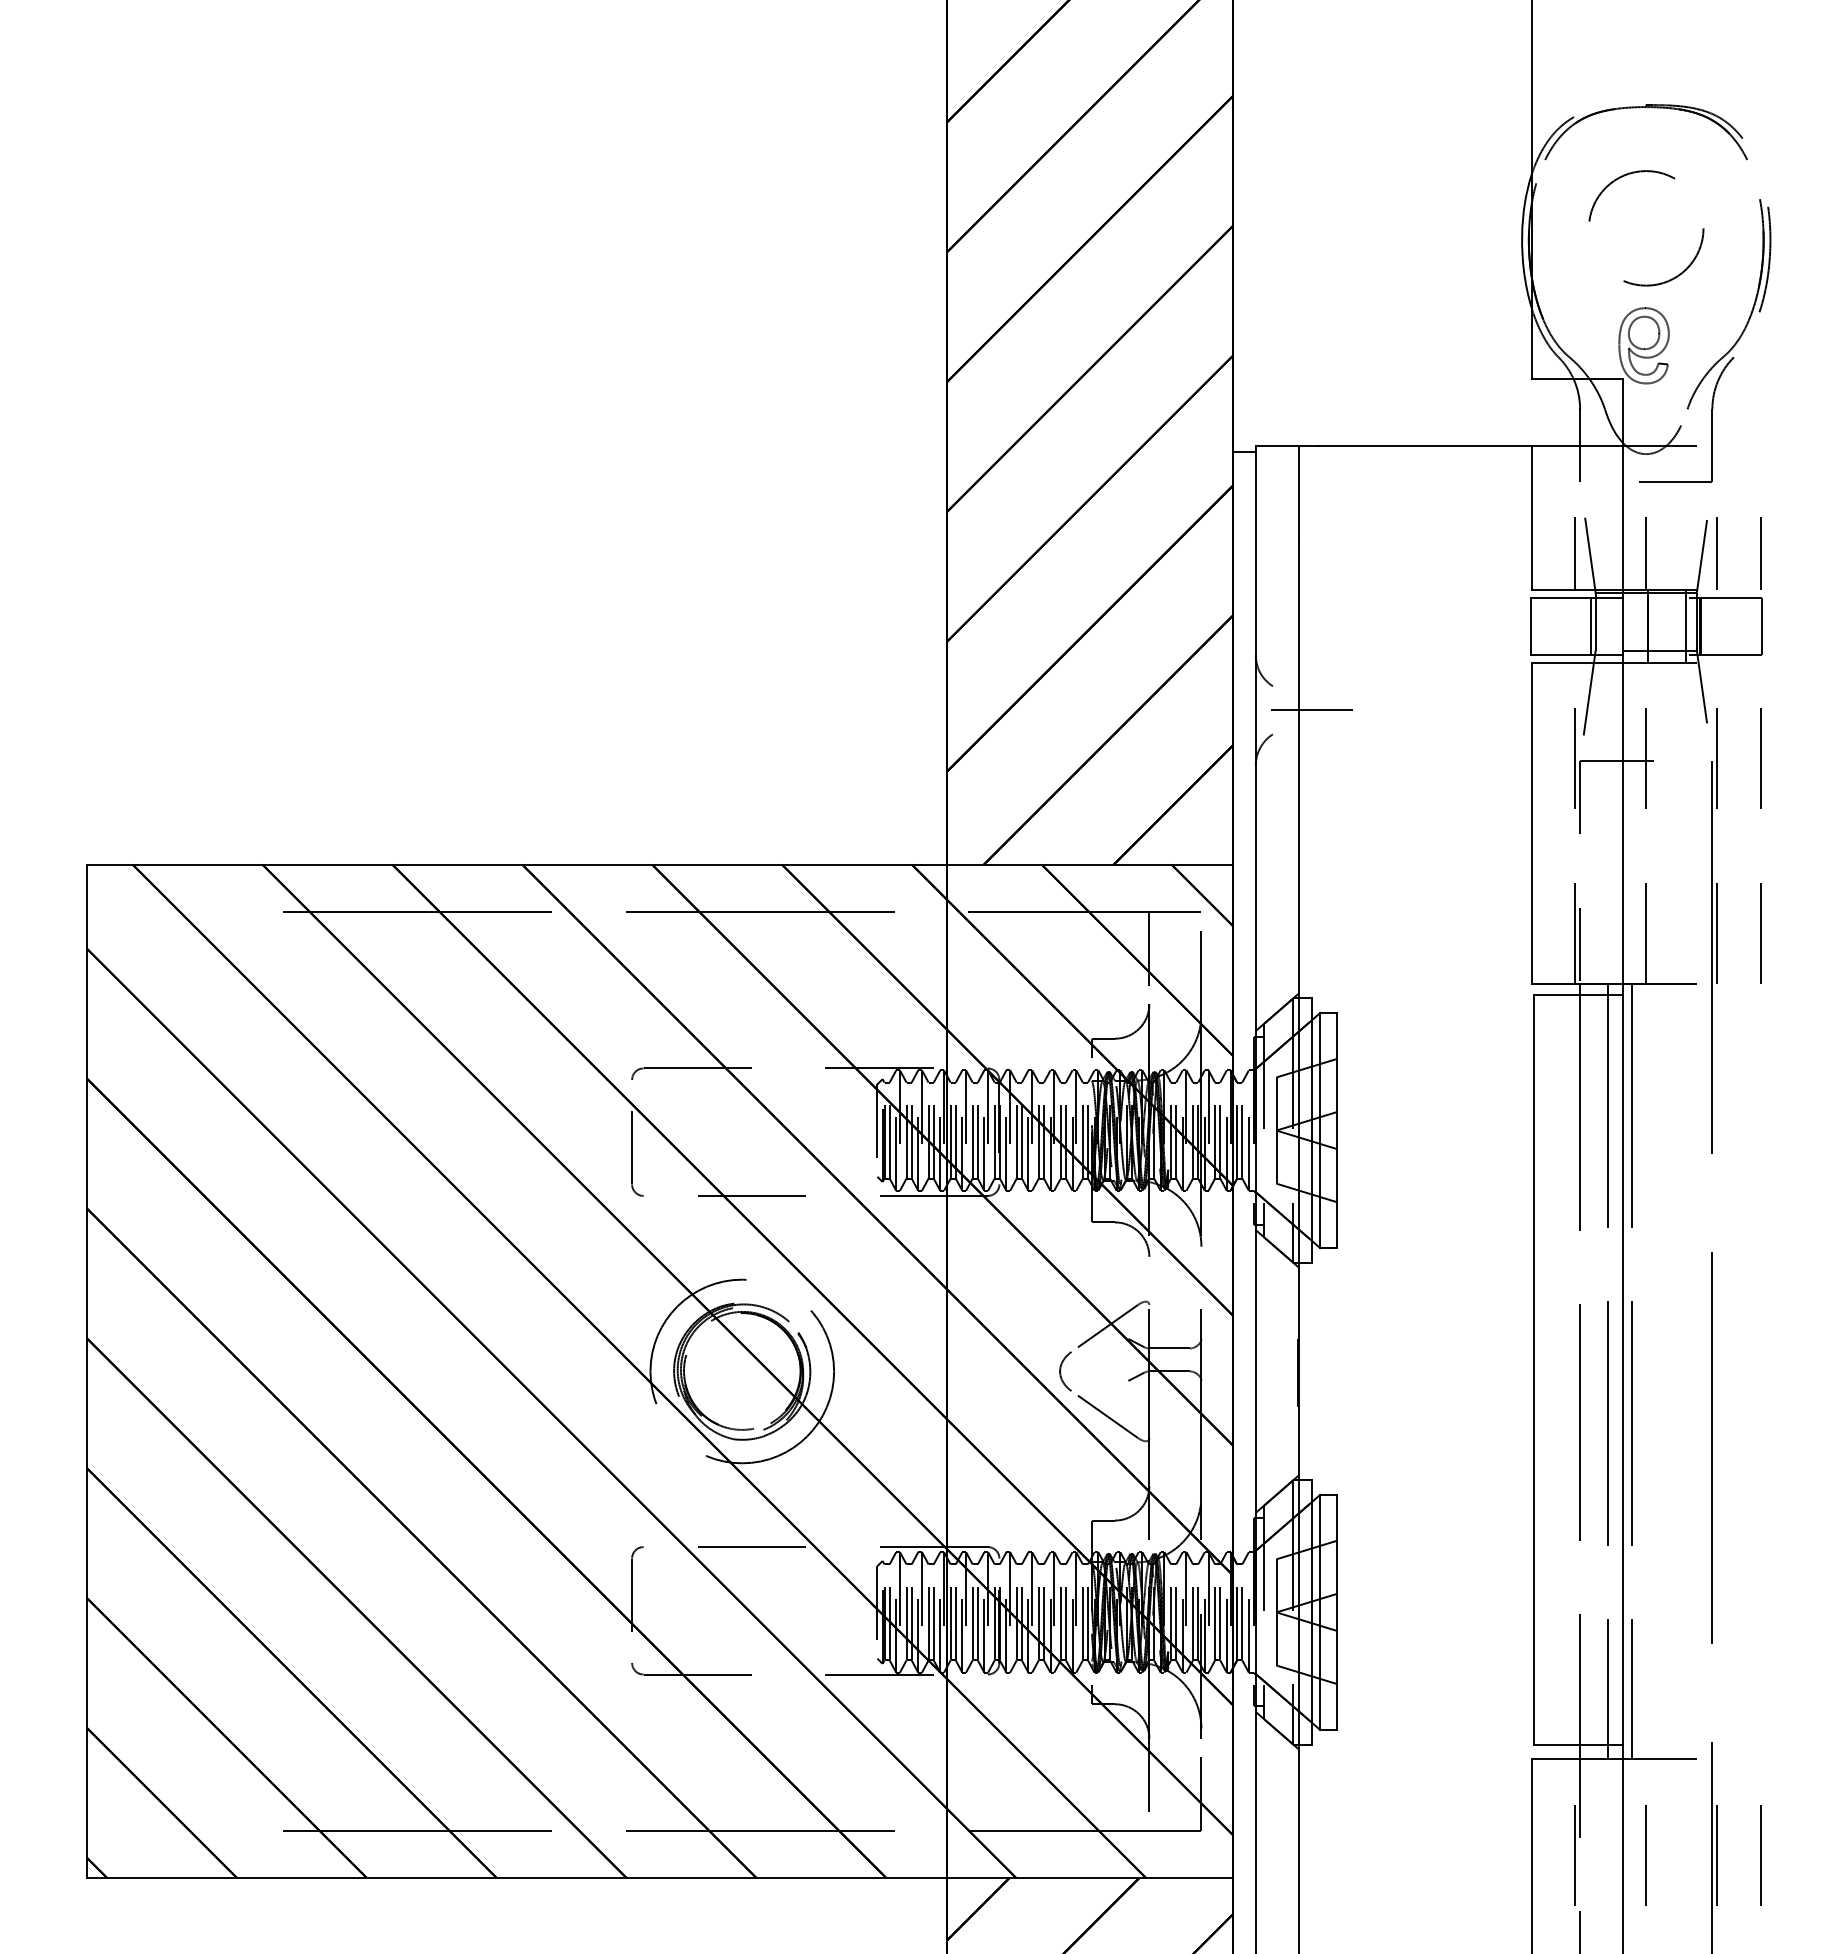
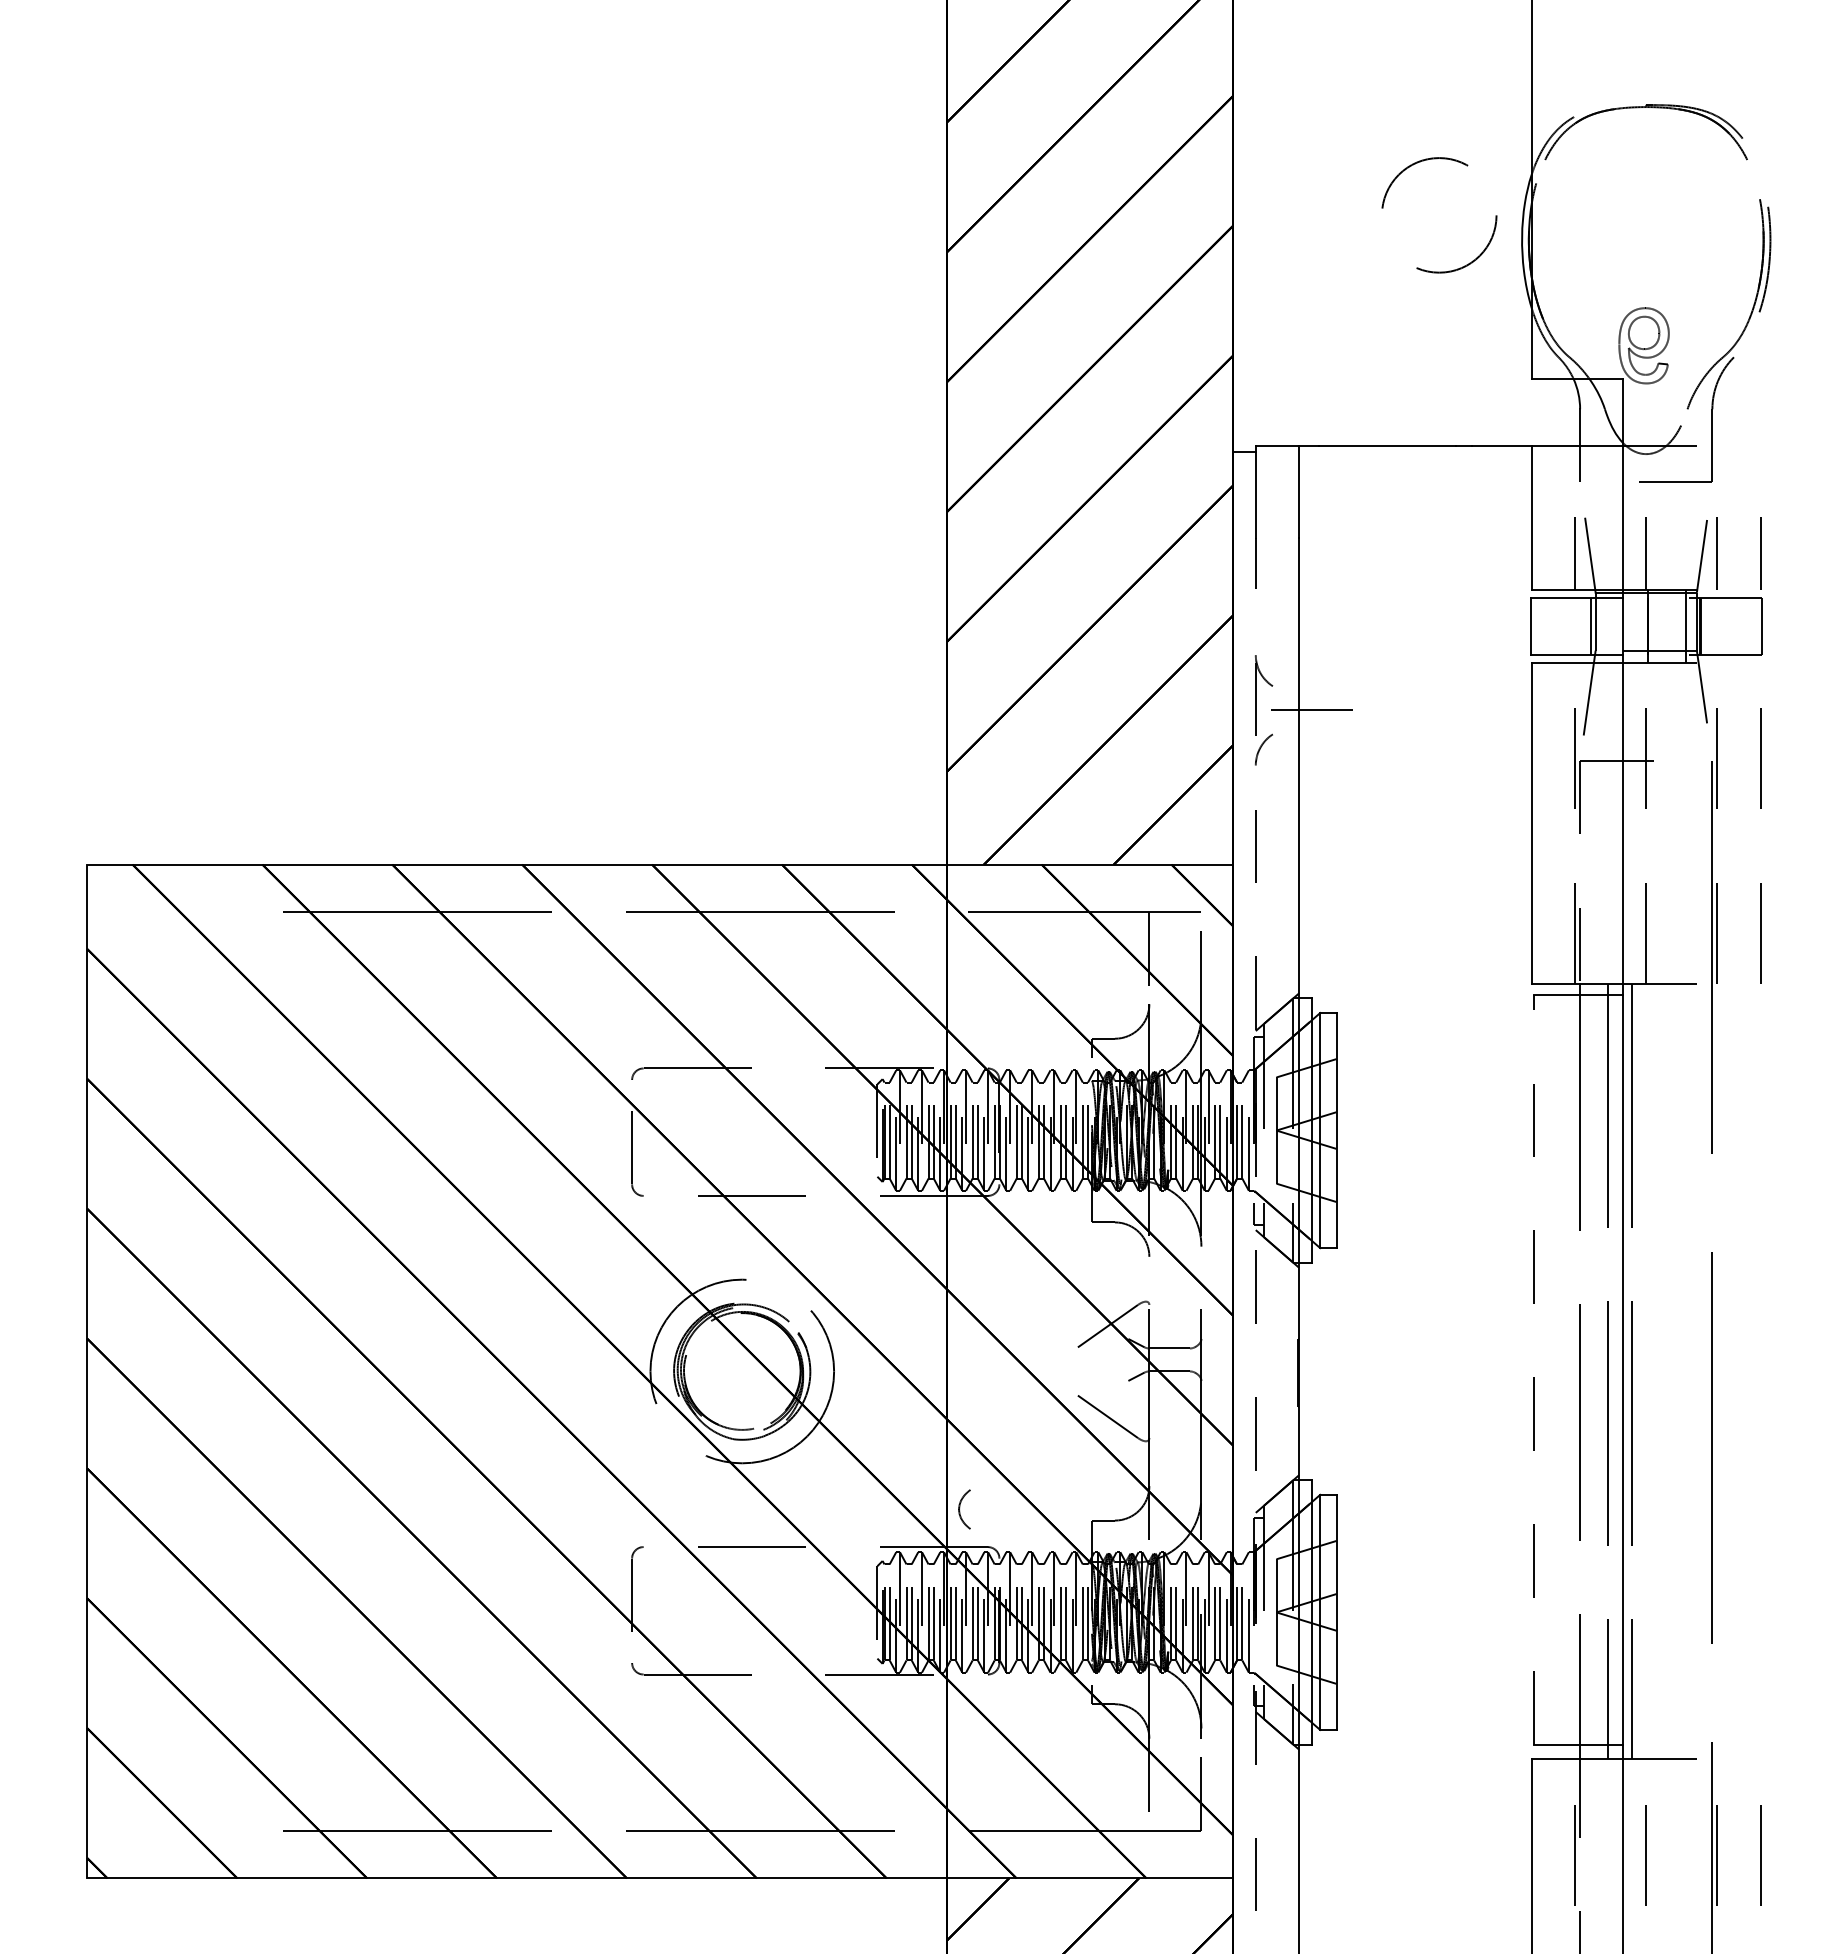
circle position: (1646, 228) -> (1439, 215) (1439, 215)
line: solid -> dashed (1255, 1245)
line: solid -> dashed (1534, 1369)
part position: (1065, 1371) -> (964, 1509) (964, 1509)
